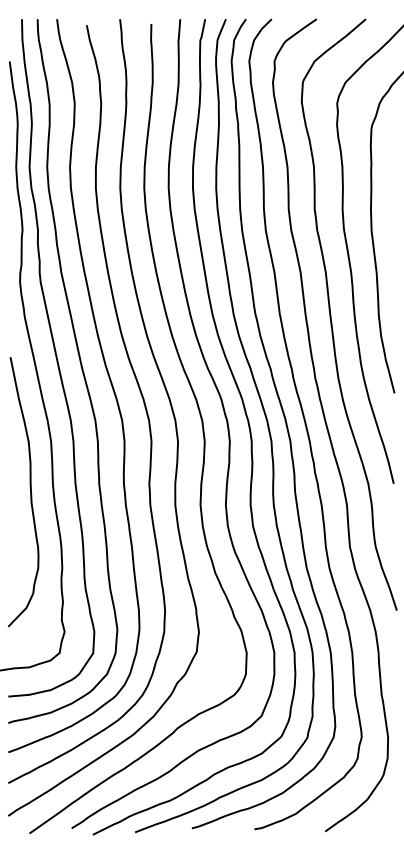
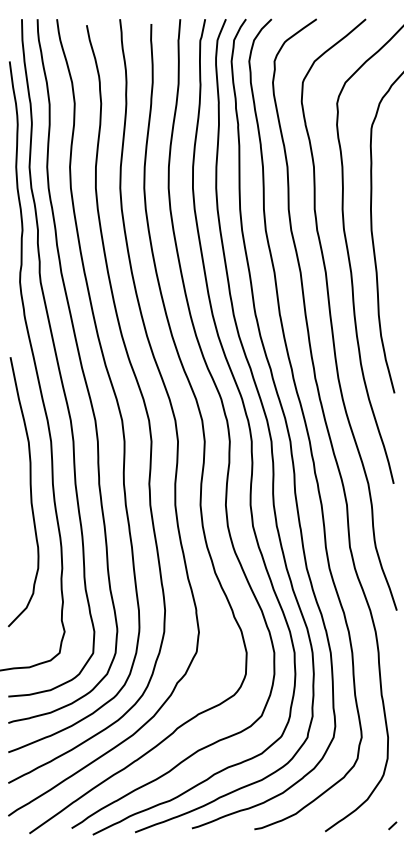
line: none -> present (392, 825)
